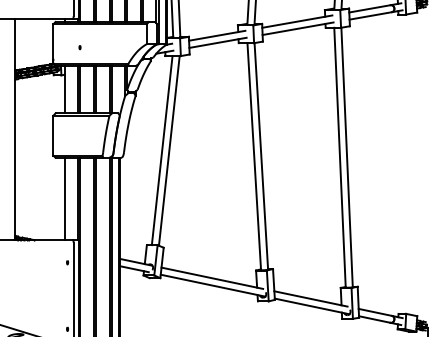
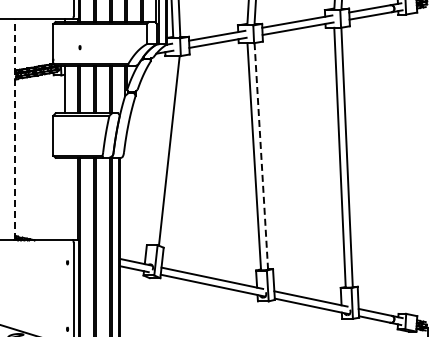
line: solid -> dashed (15, 129)
line: present -> none (161, 150)
line: solid -> dashed (261, 156)
line: present -> none (64, 198)
